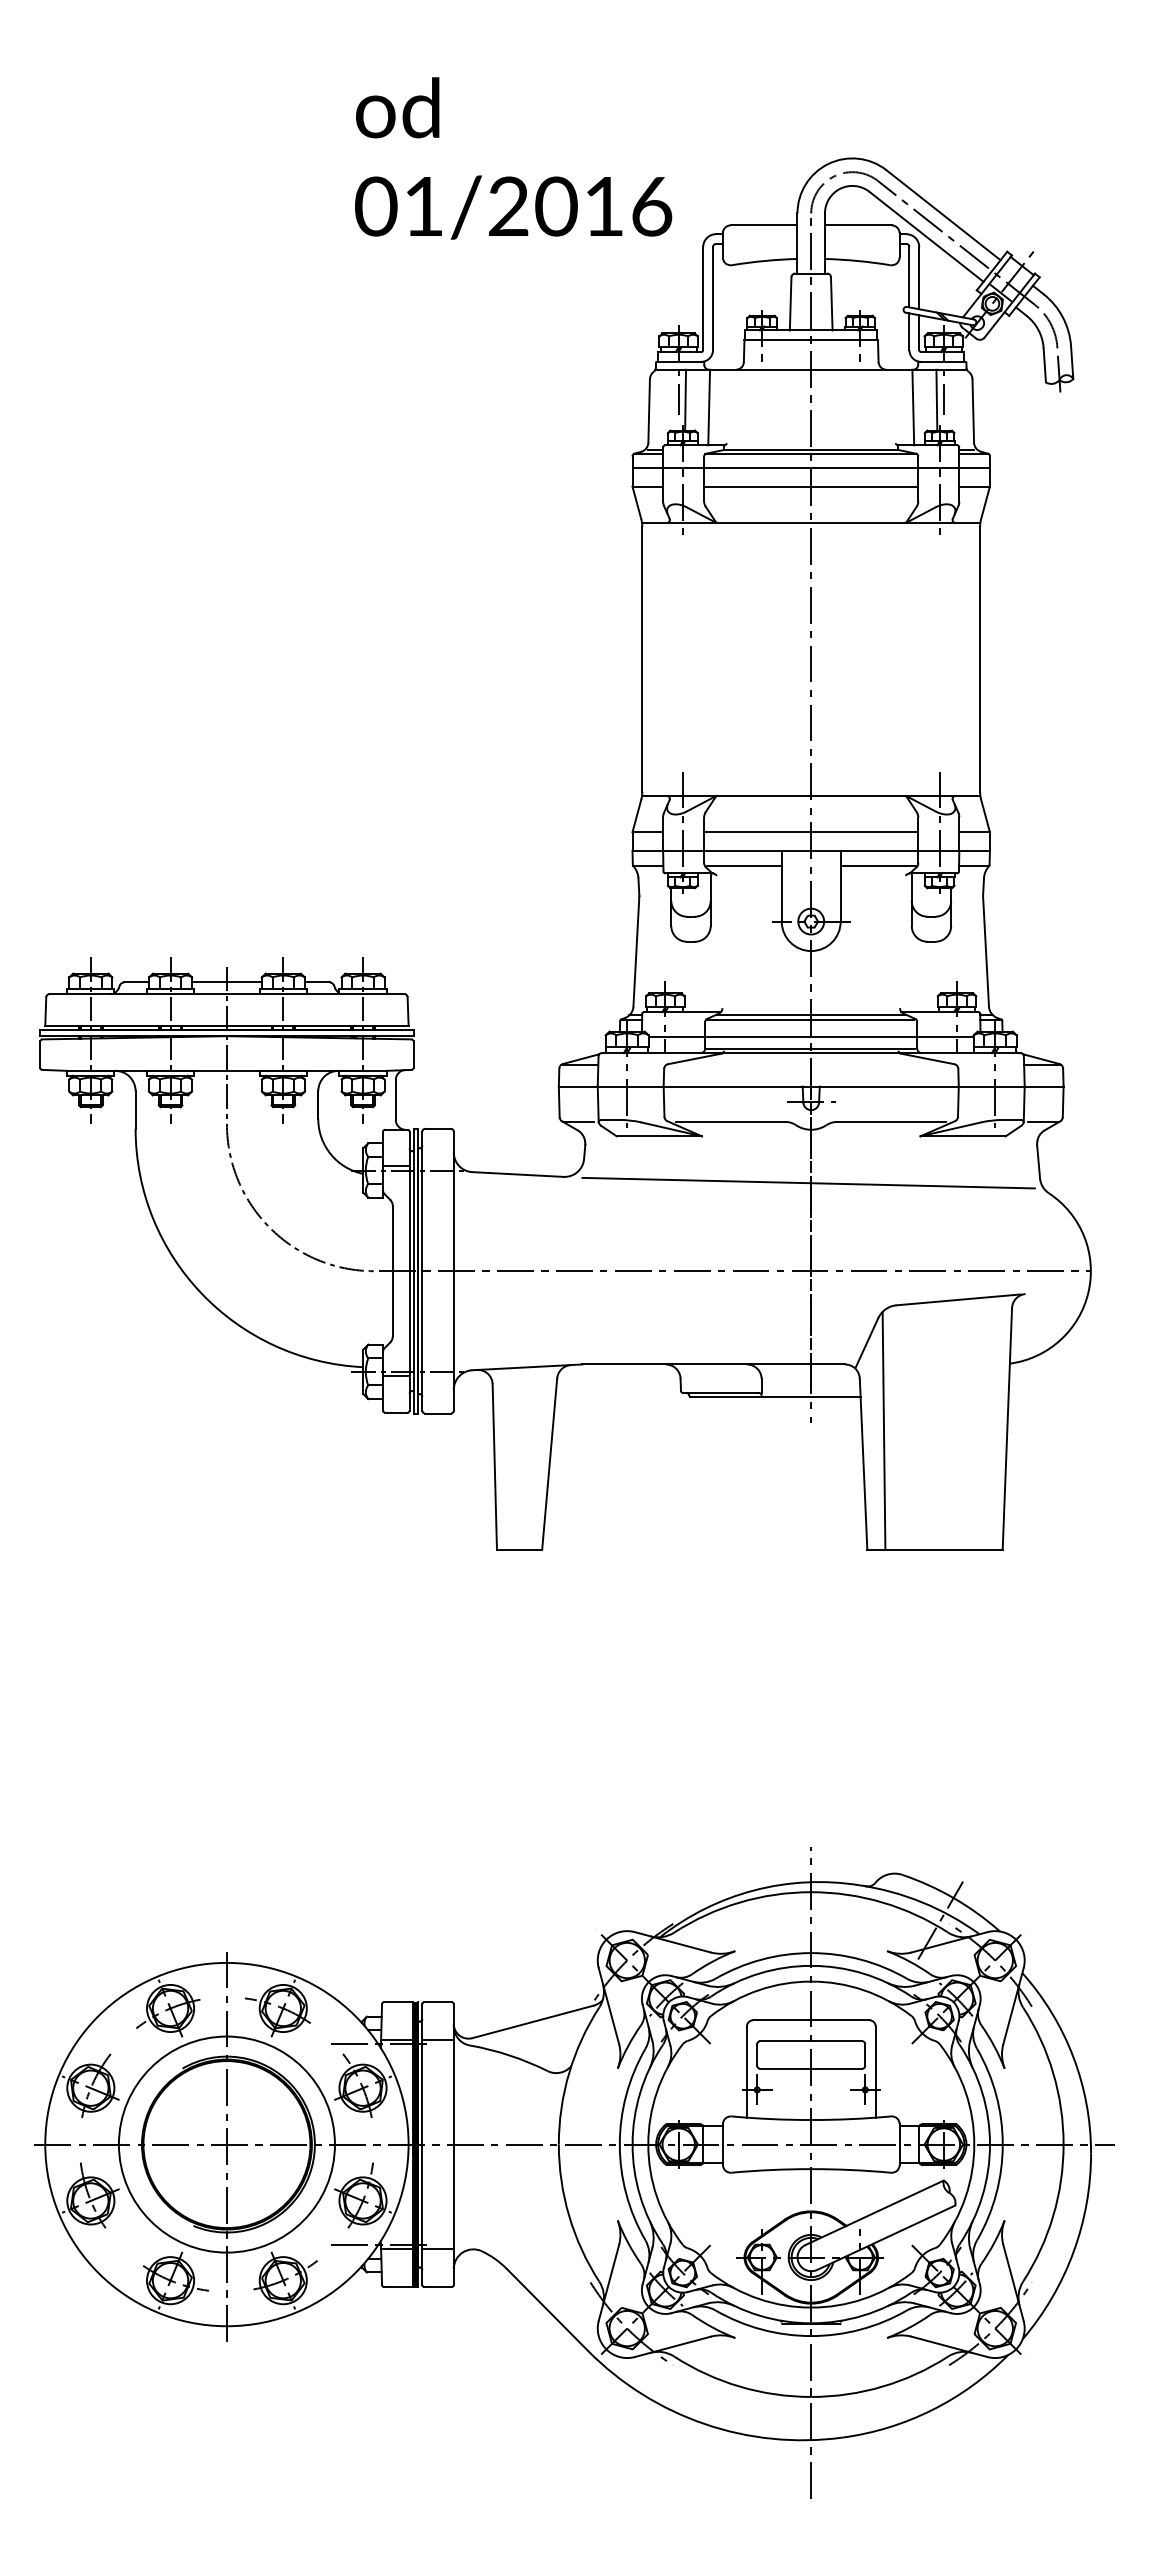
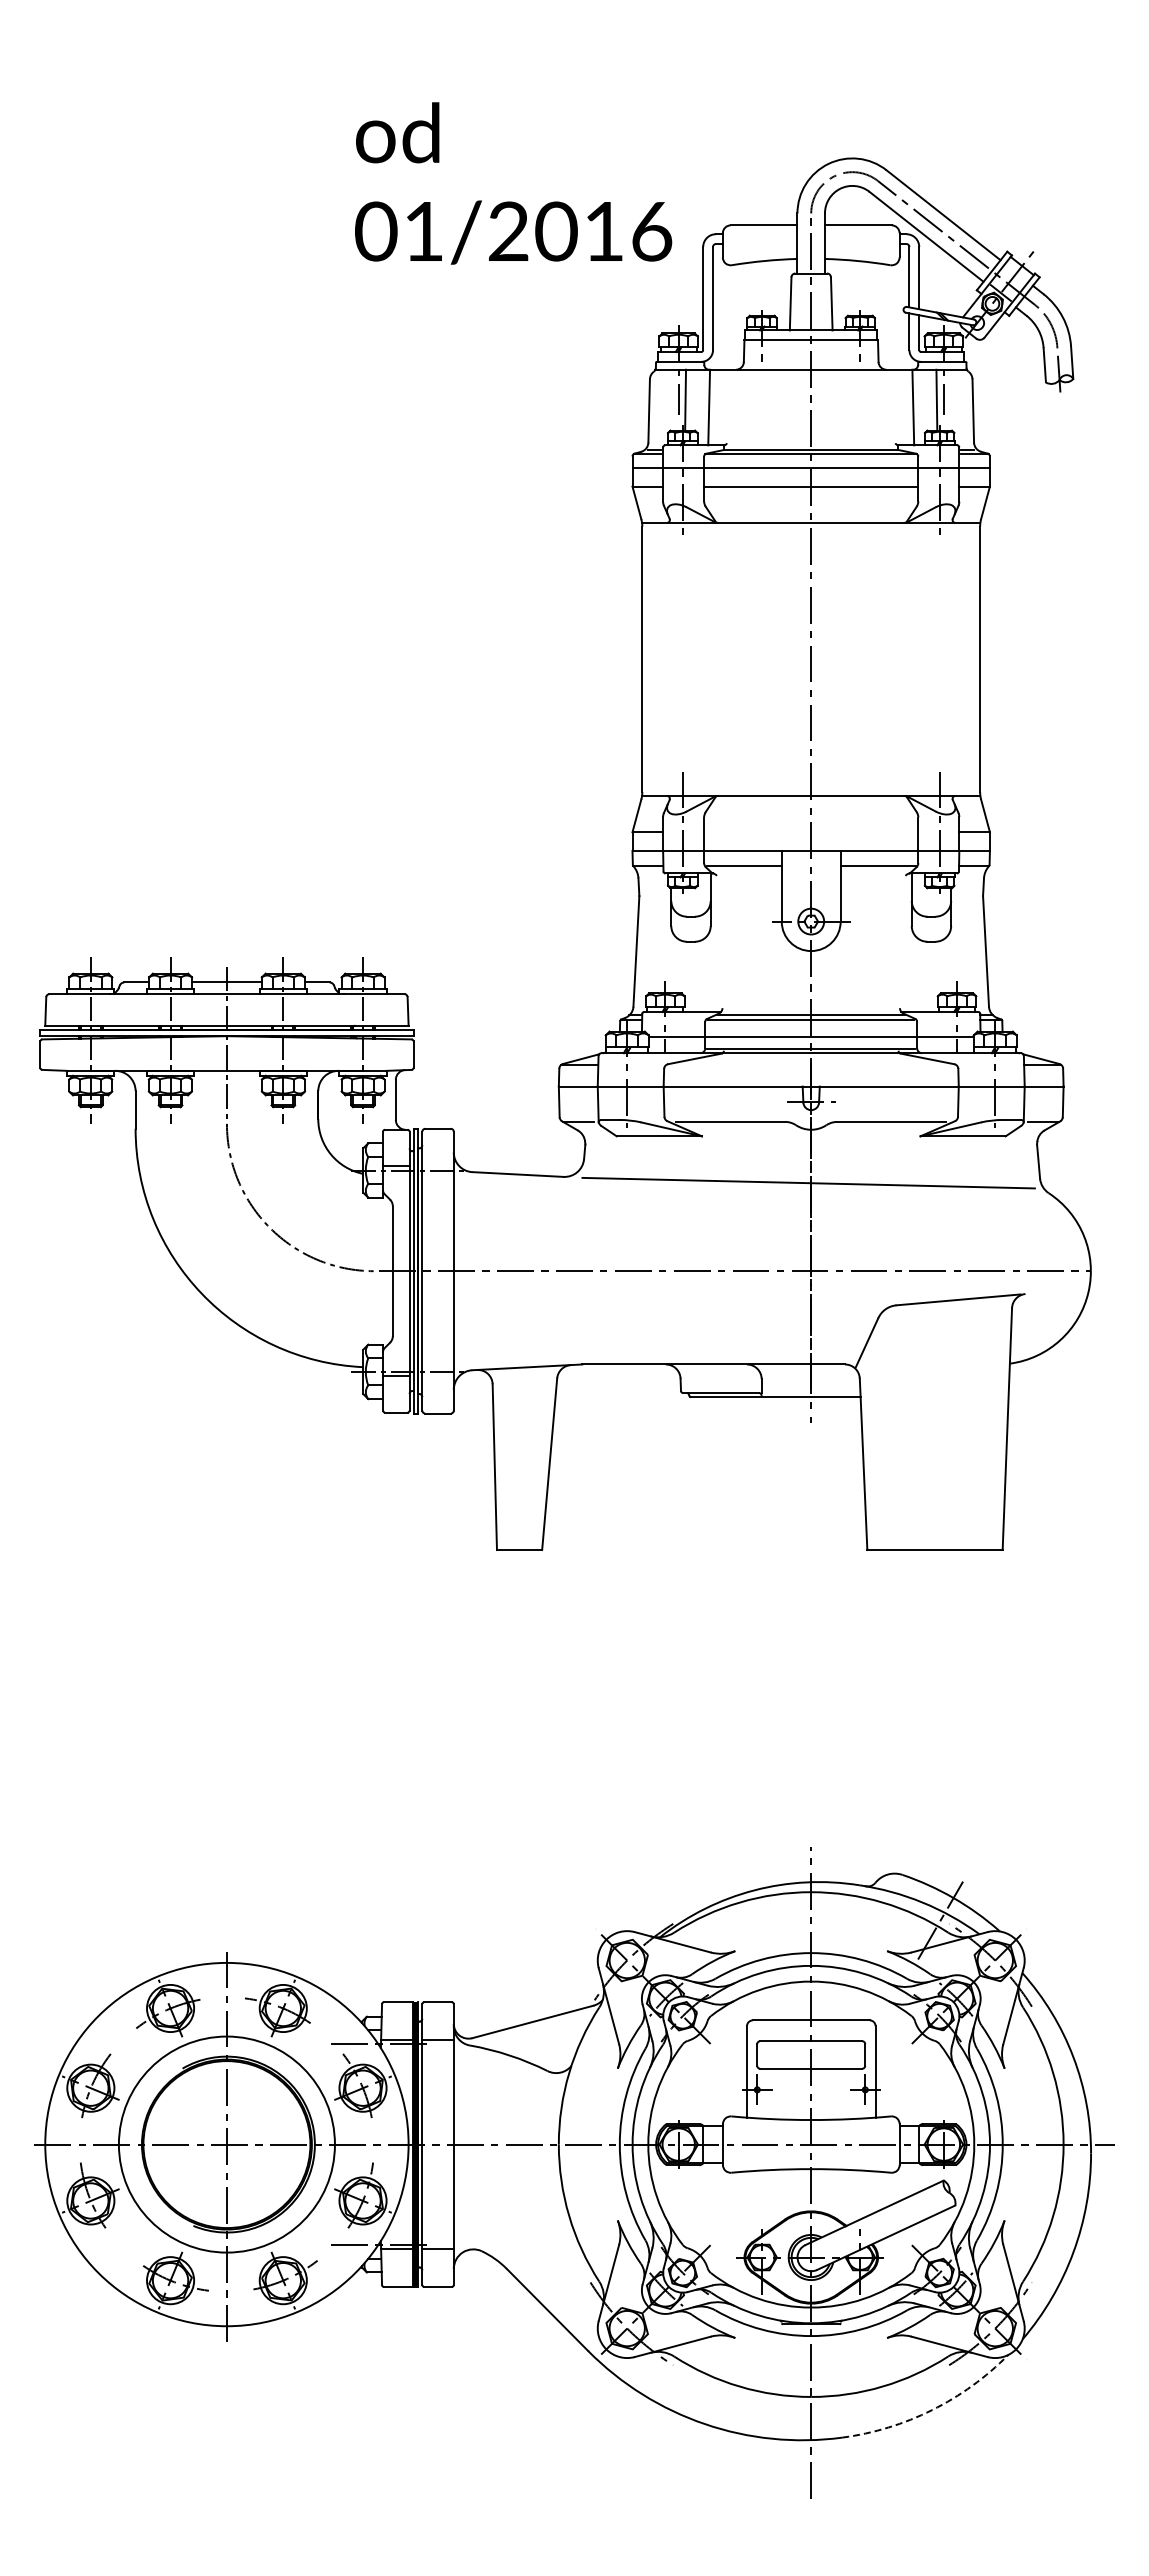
text position: (513, 158) -> (513, 183) (513, 183)
line: present -> none (811, 832)
line: present -> none (883, 1431)
arc: solid -> dashed (932, 2410)
